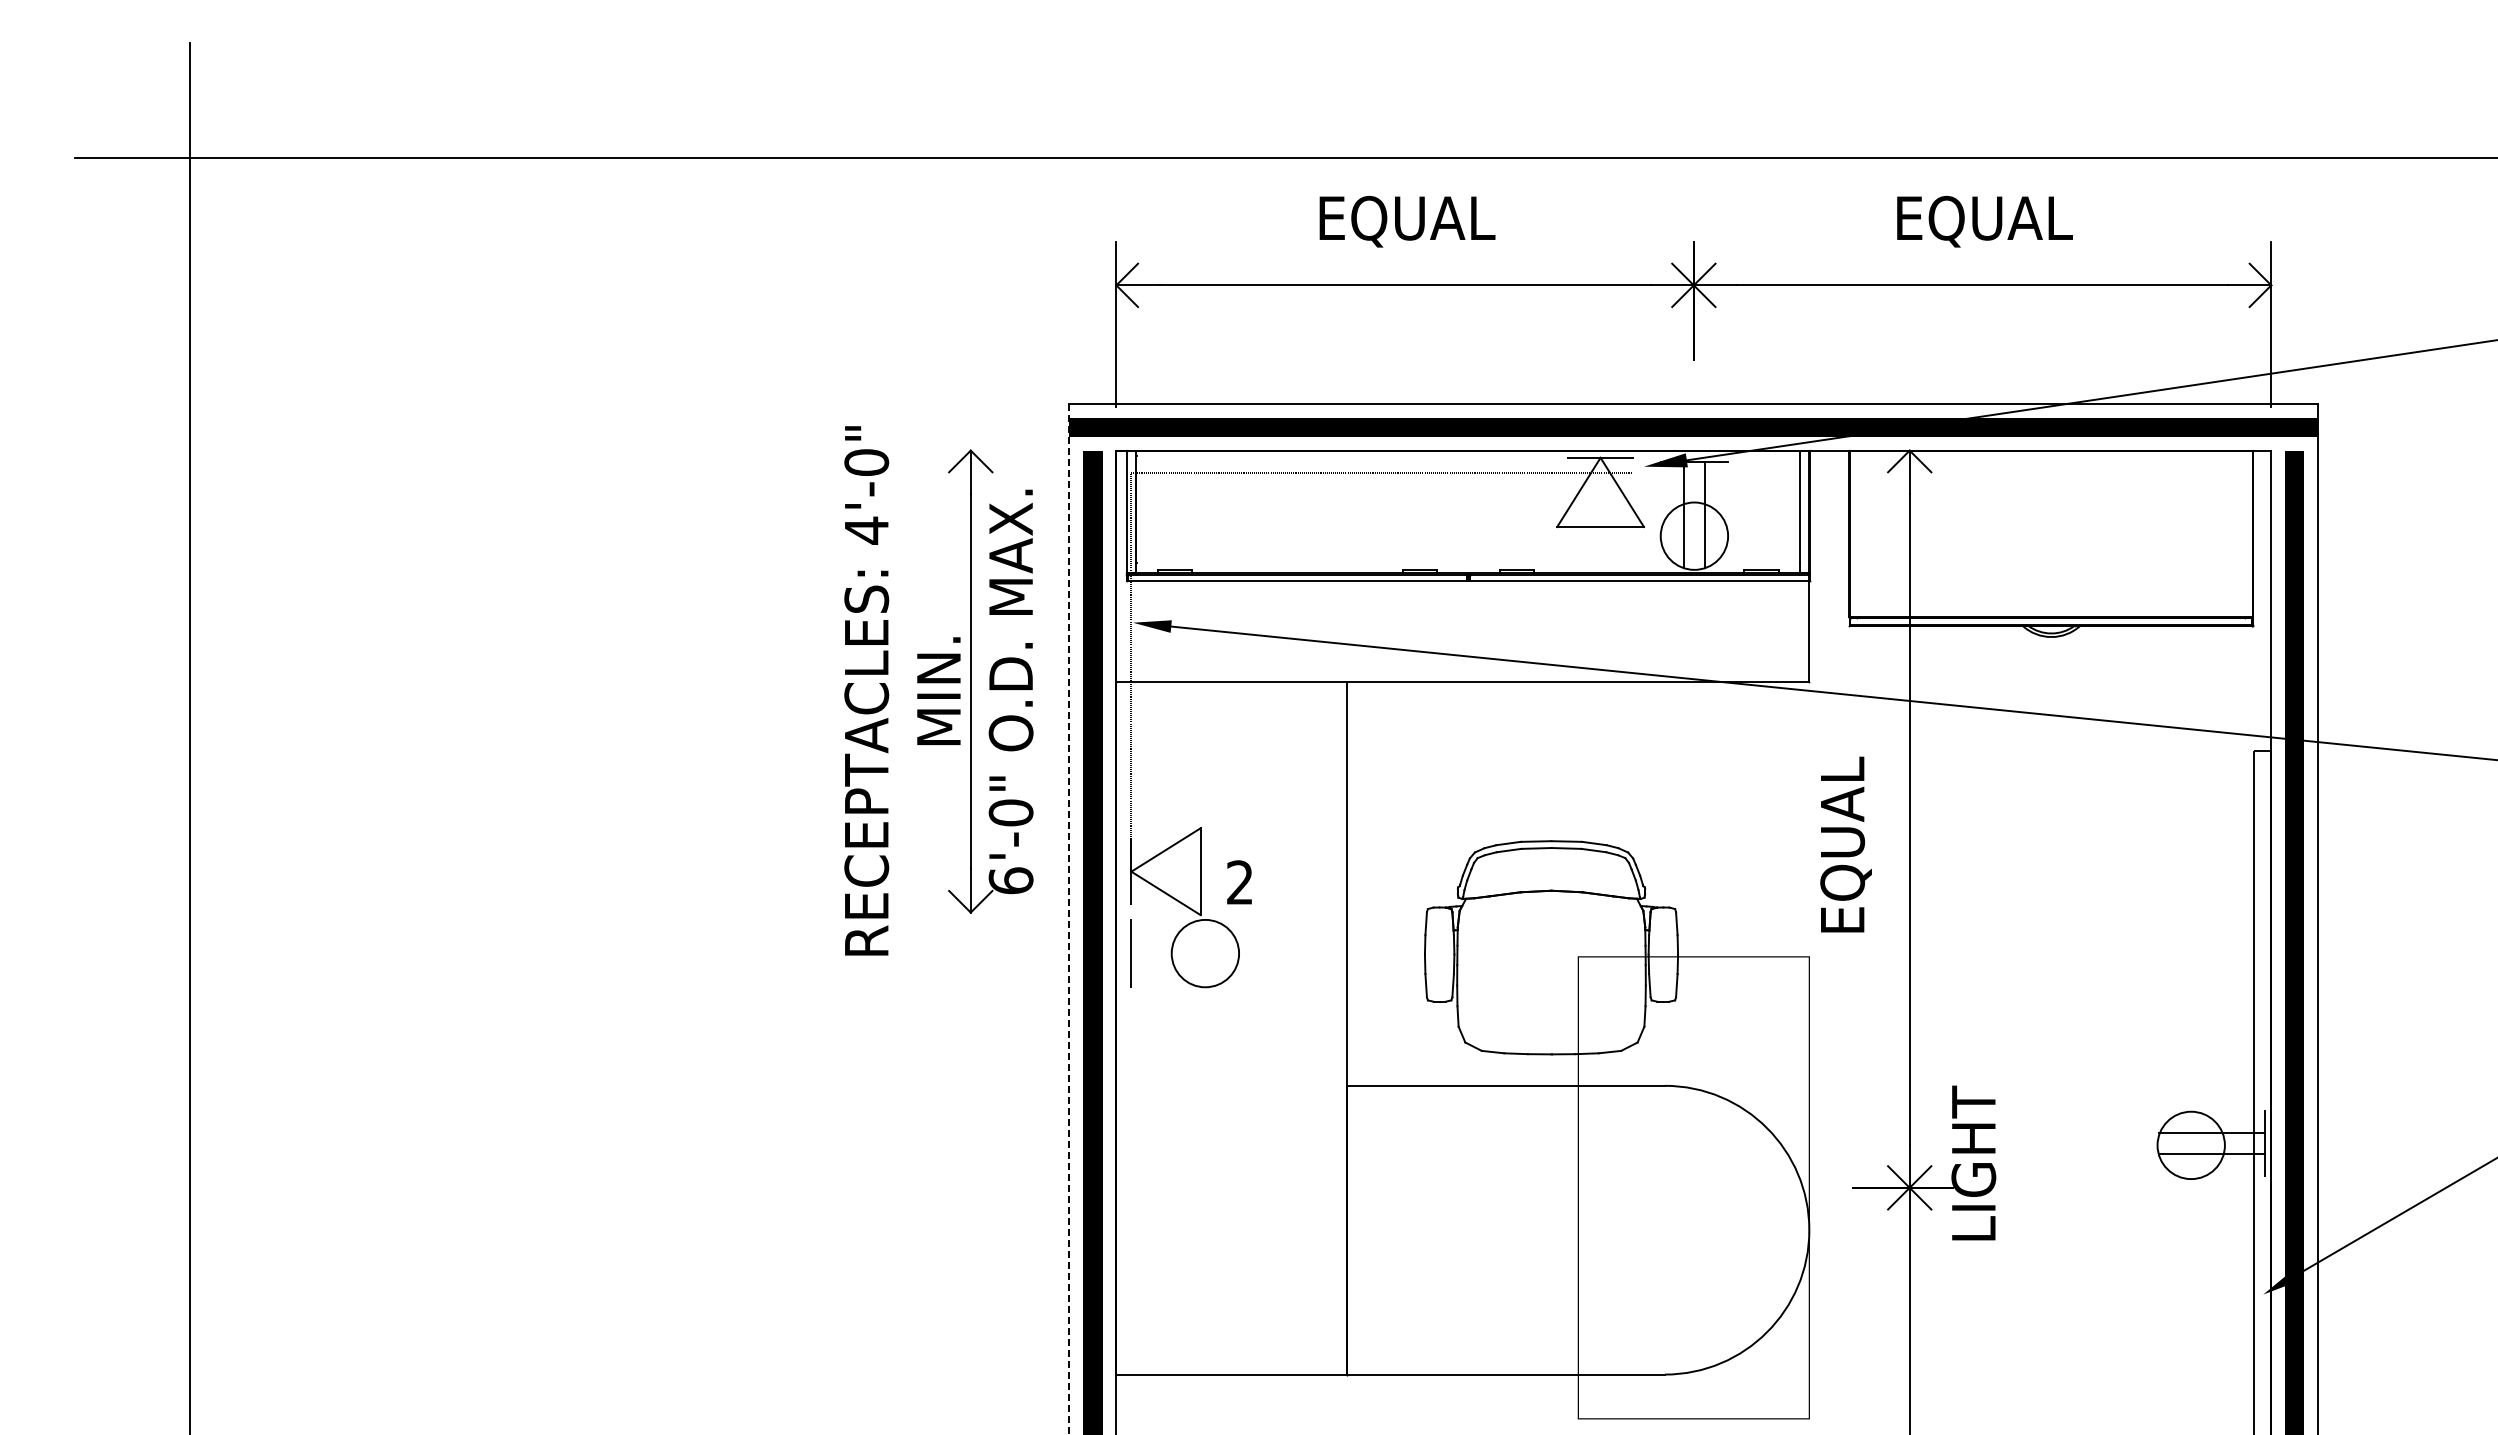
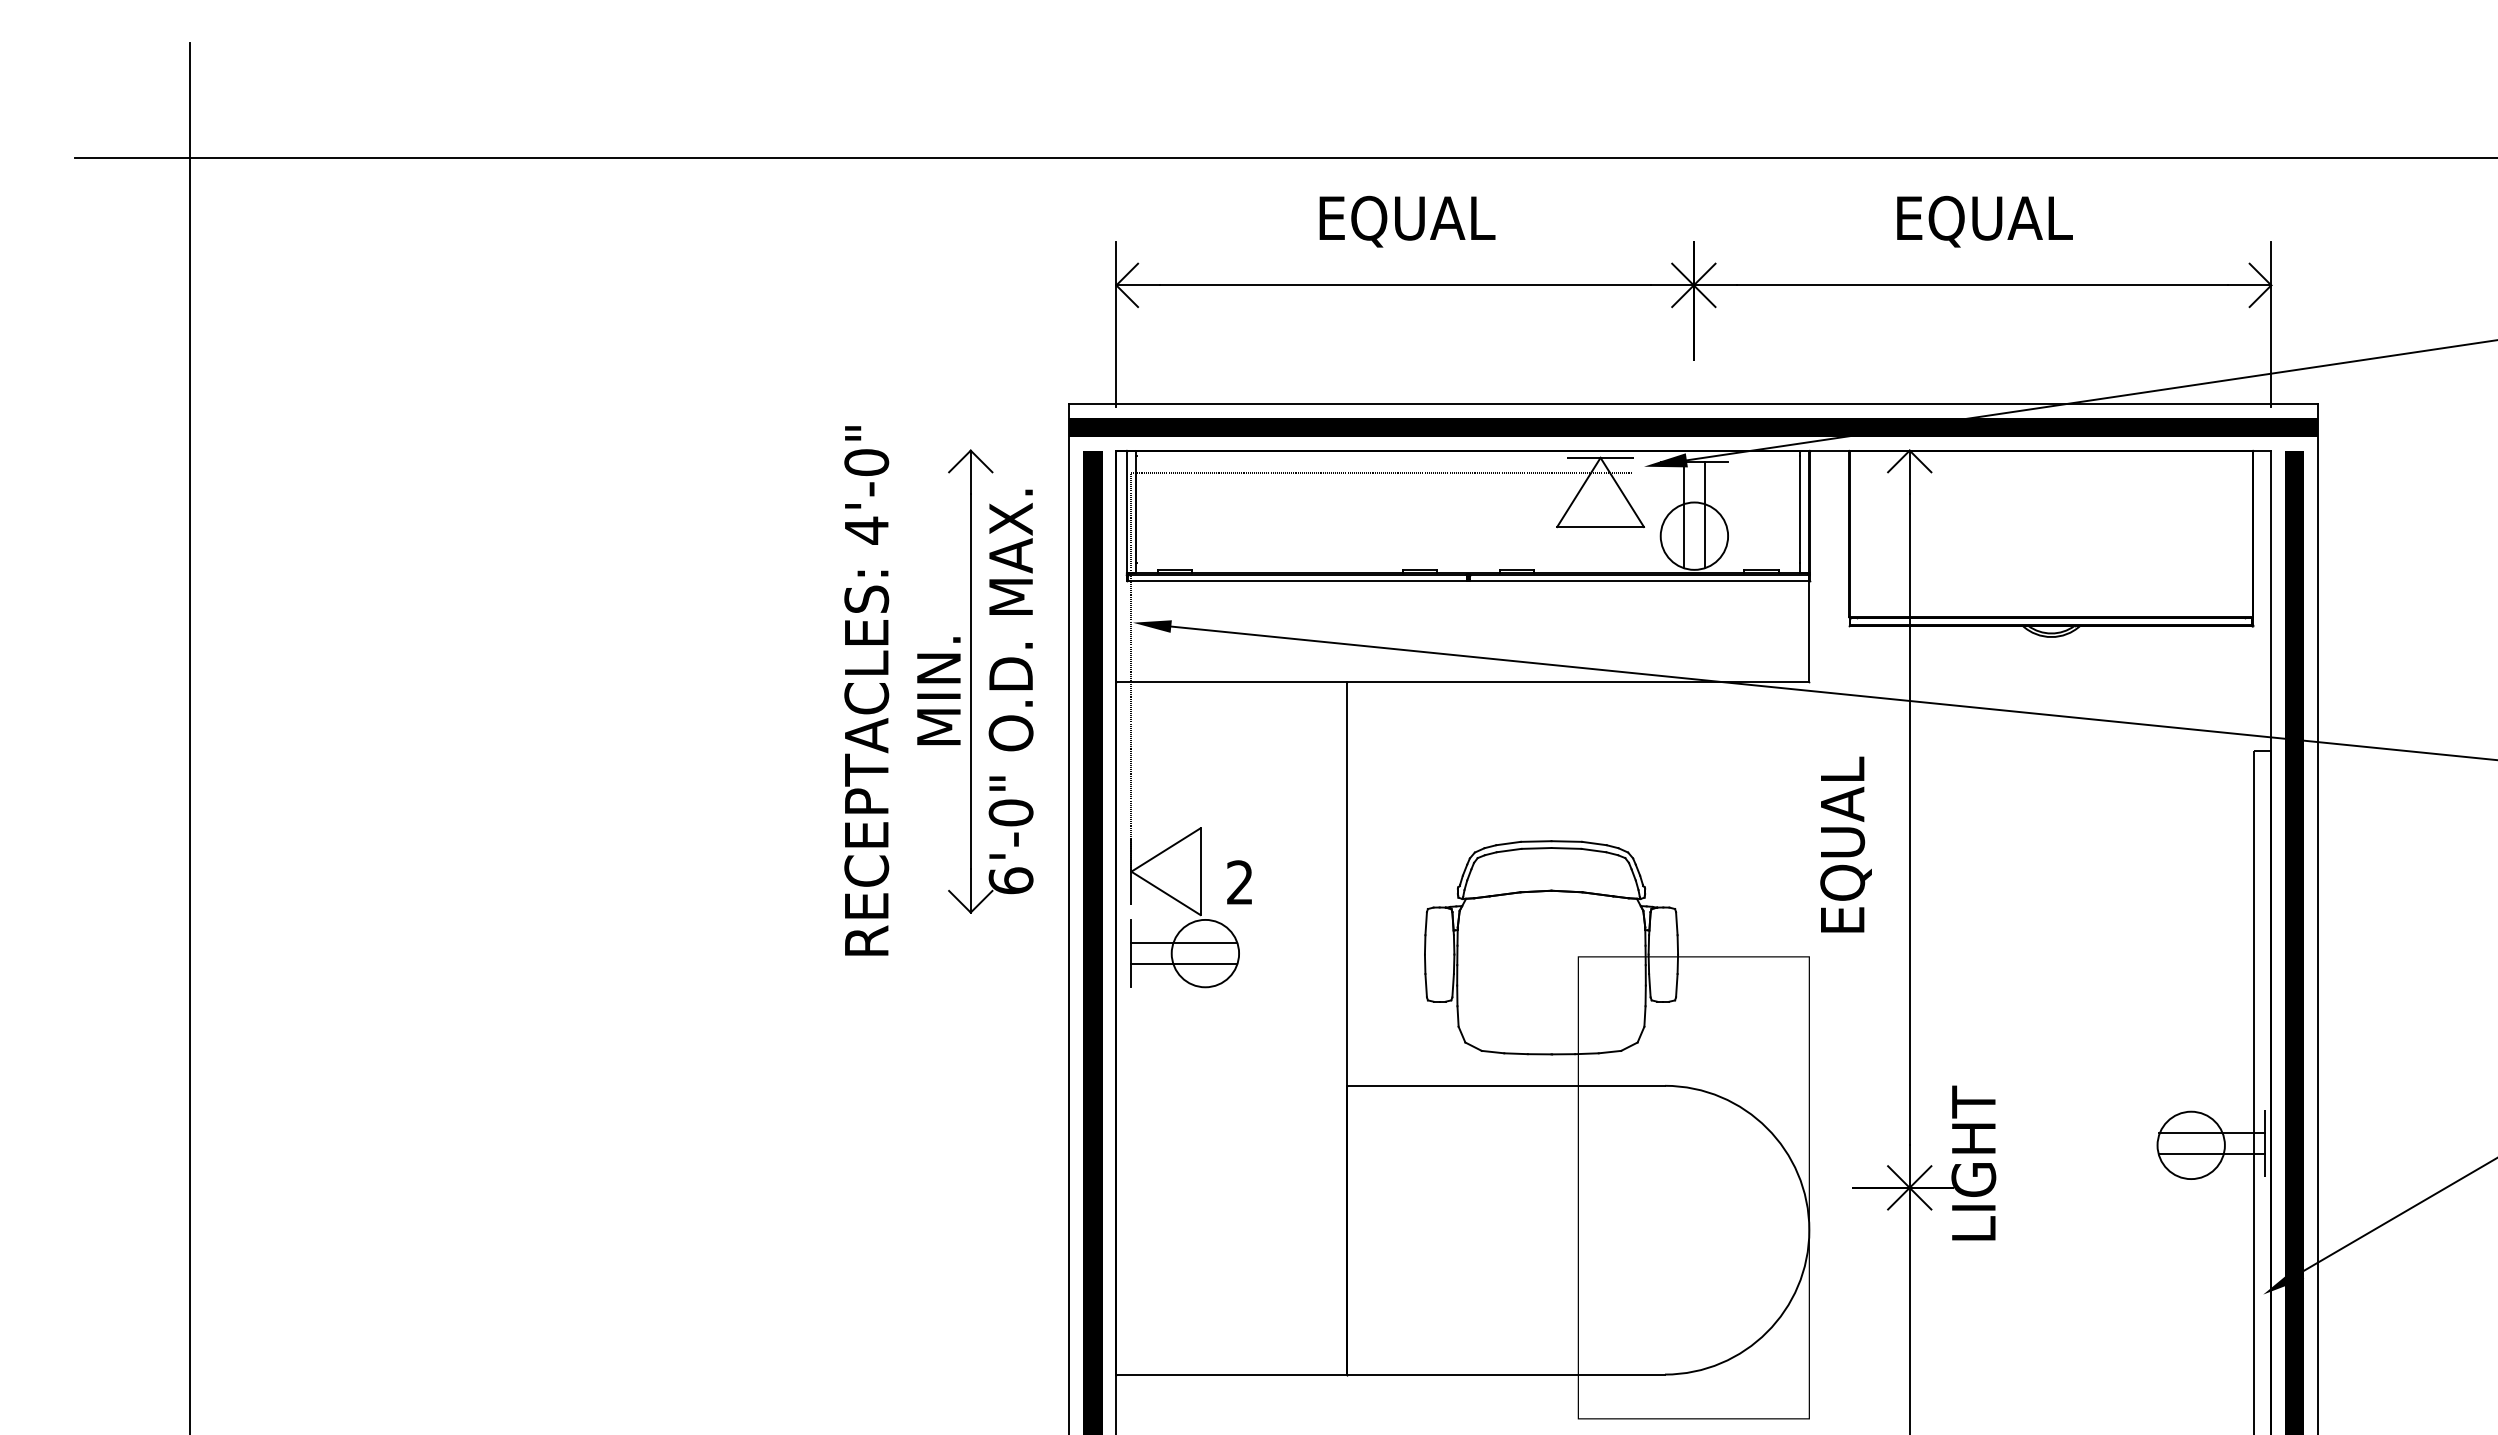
line: dashed -> solid (1069, 919)
line: none -> present (1184, 942)
line: none -> present (1184, 964)
